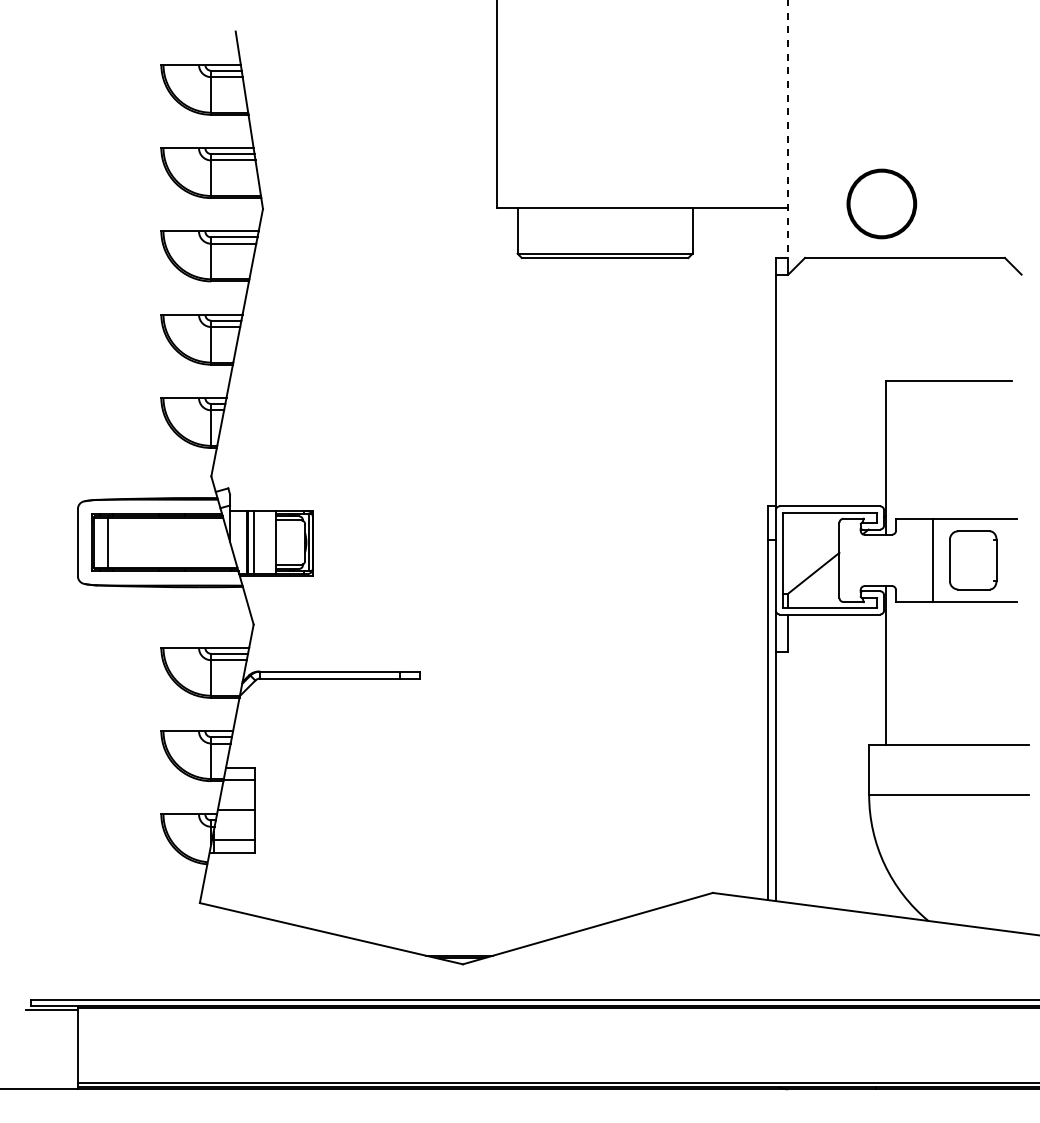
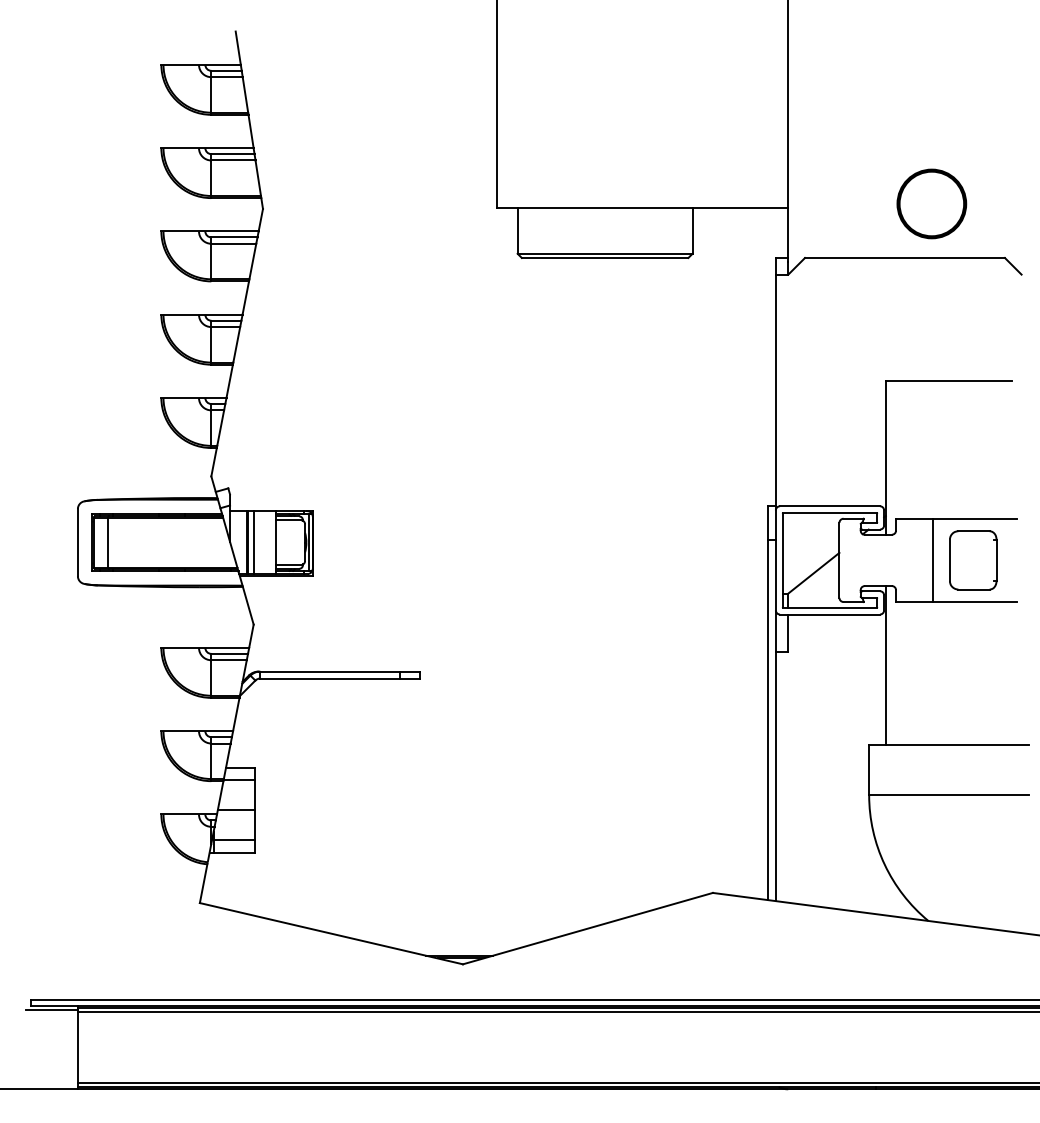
line: dashed -> solid (788, 131)
part position: (881, 203) -> (931, 203) (931, 203)
line: none -> present (556, 1012)
